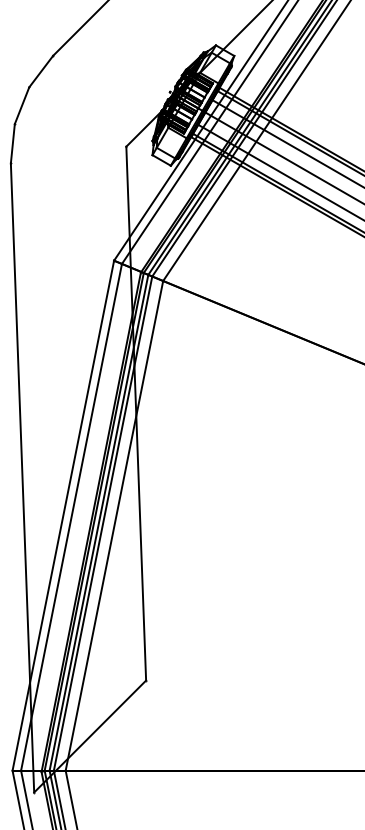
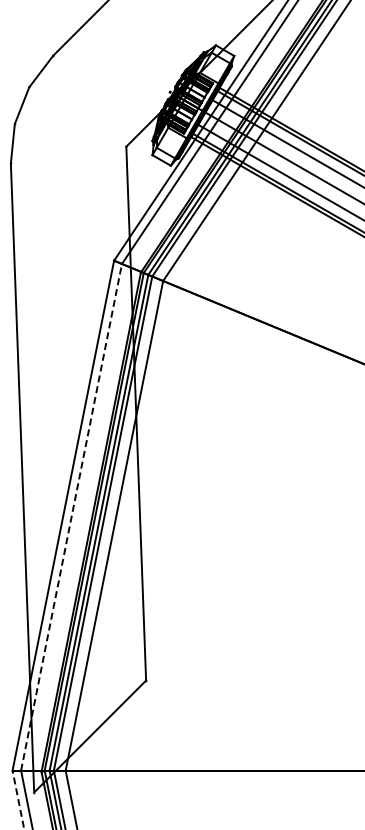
line: solid -> dashed (71, 516)
line: solid -> dashed (18, 800)
